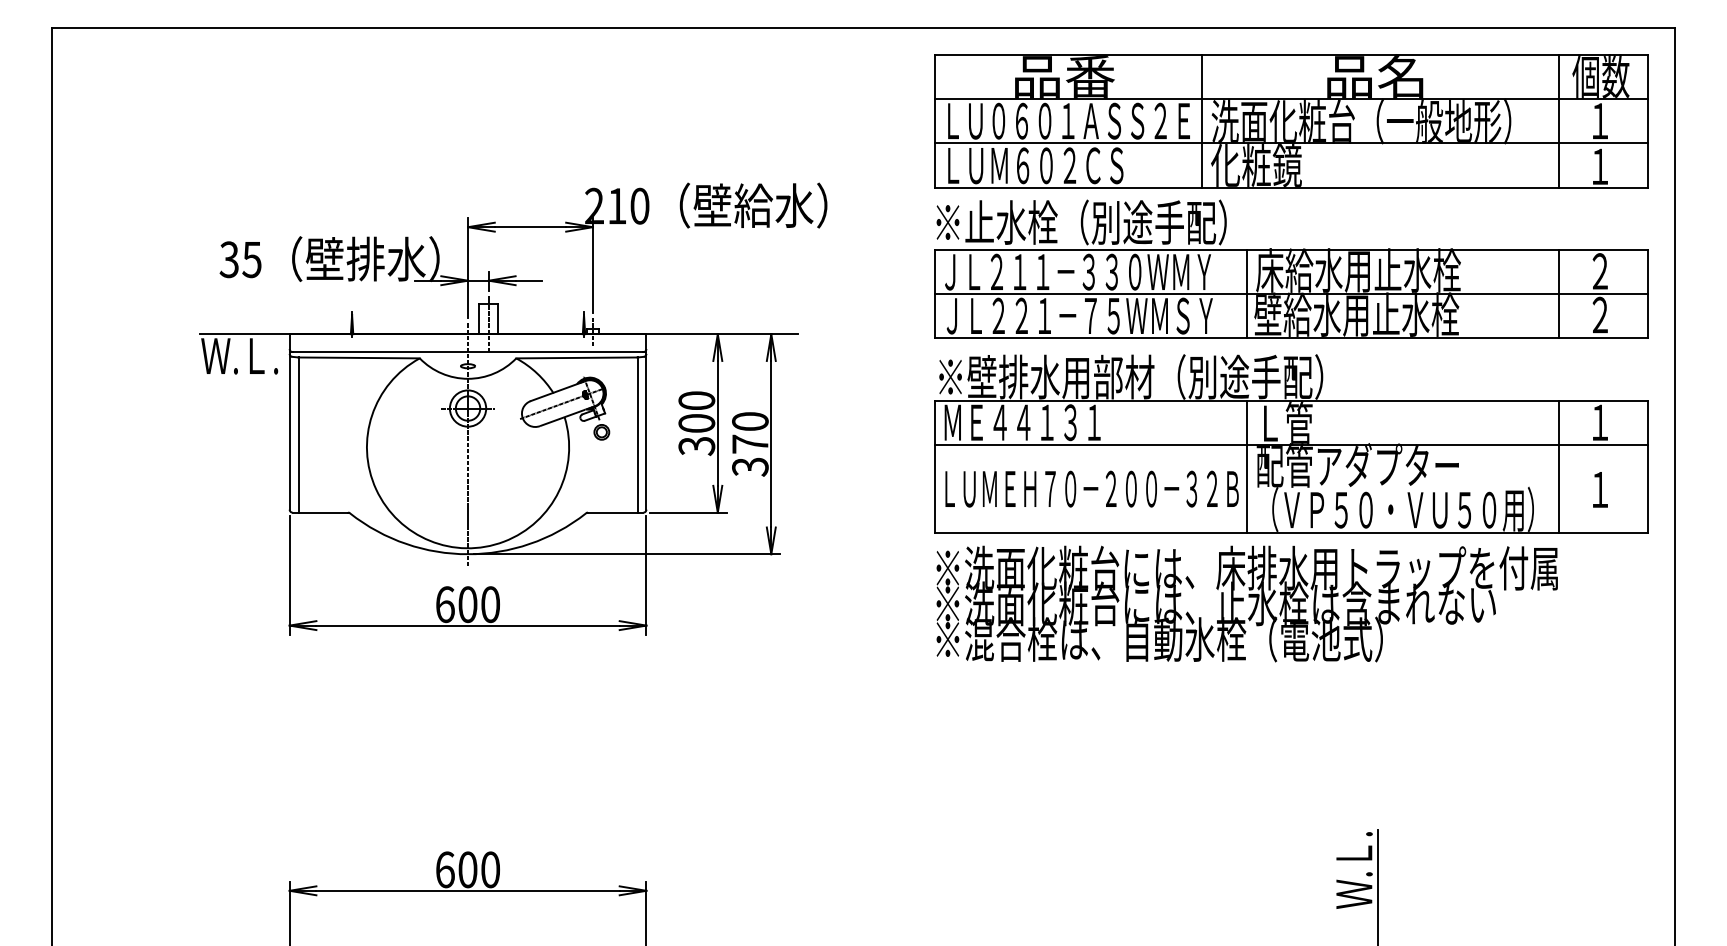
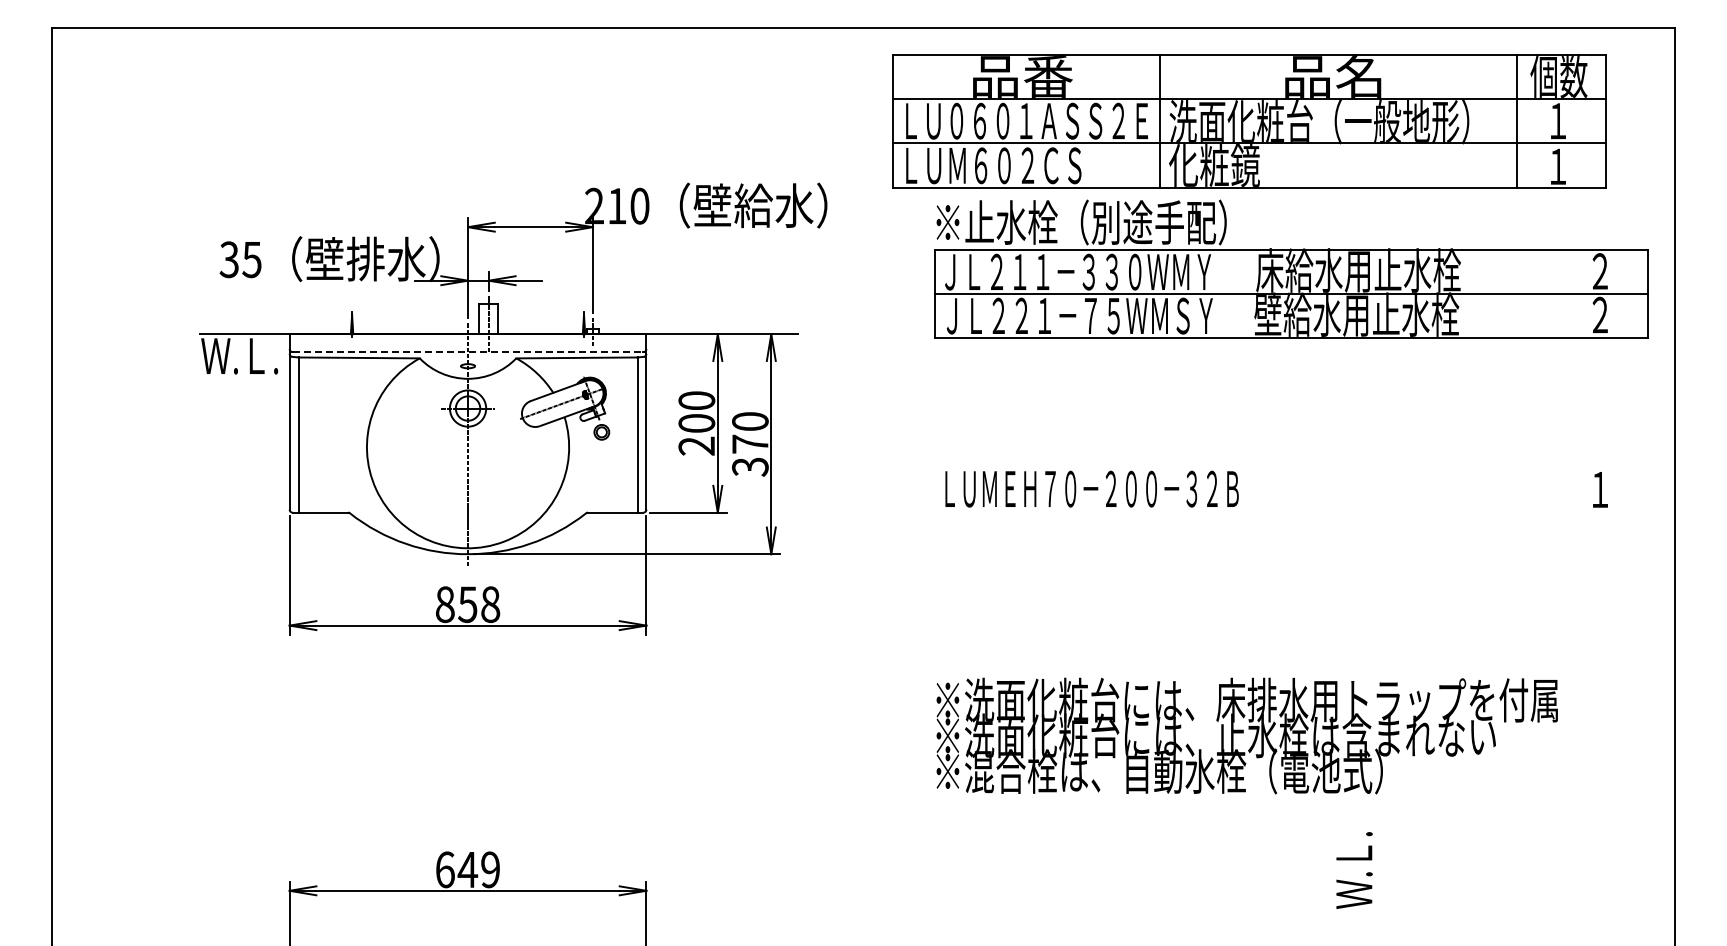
part position: (1291, 121) -> (1249, 121) (1249, 121)
line: present -> none (1247, 293)
line: present -> none (1559, 293)
line: solid -> dashed (468, 352)
part: present -> none (1291, 443)
text: 300 -> 200 (697, 446)
text position: (1246, 603) -> (1246, 735) (1246, 735)
text: 600 -> 858 (468, 604)
text: 600 -> 649 (478, 869)
line: present -> none (1377, 886)
